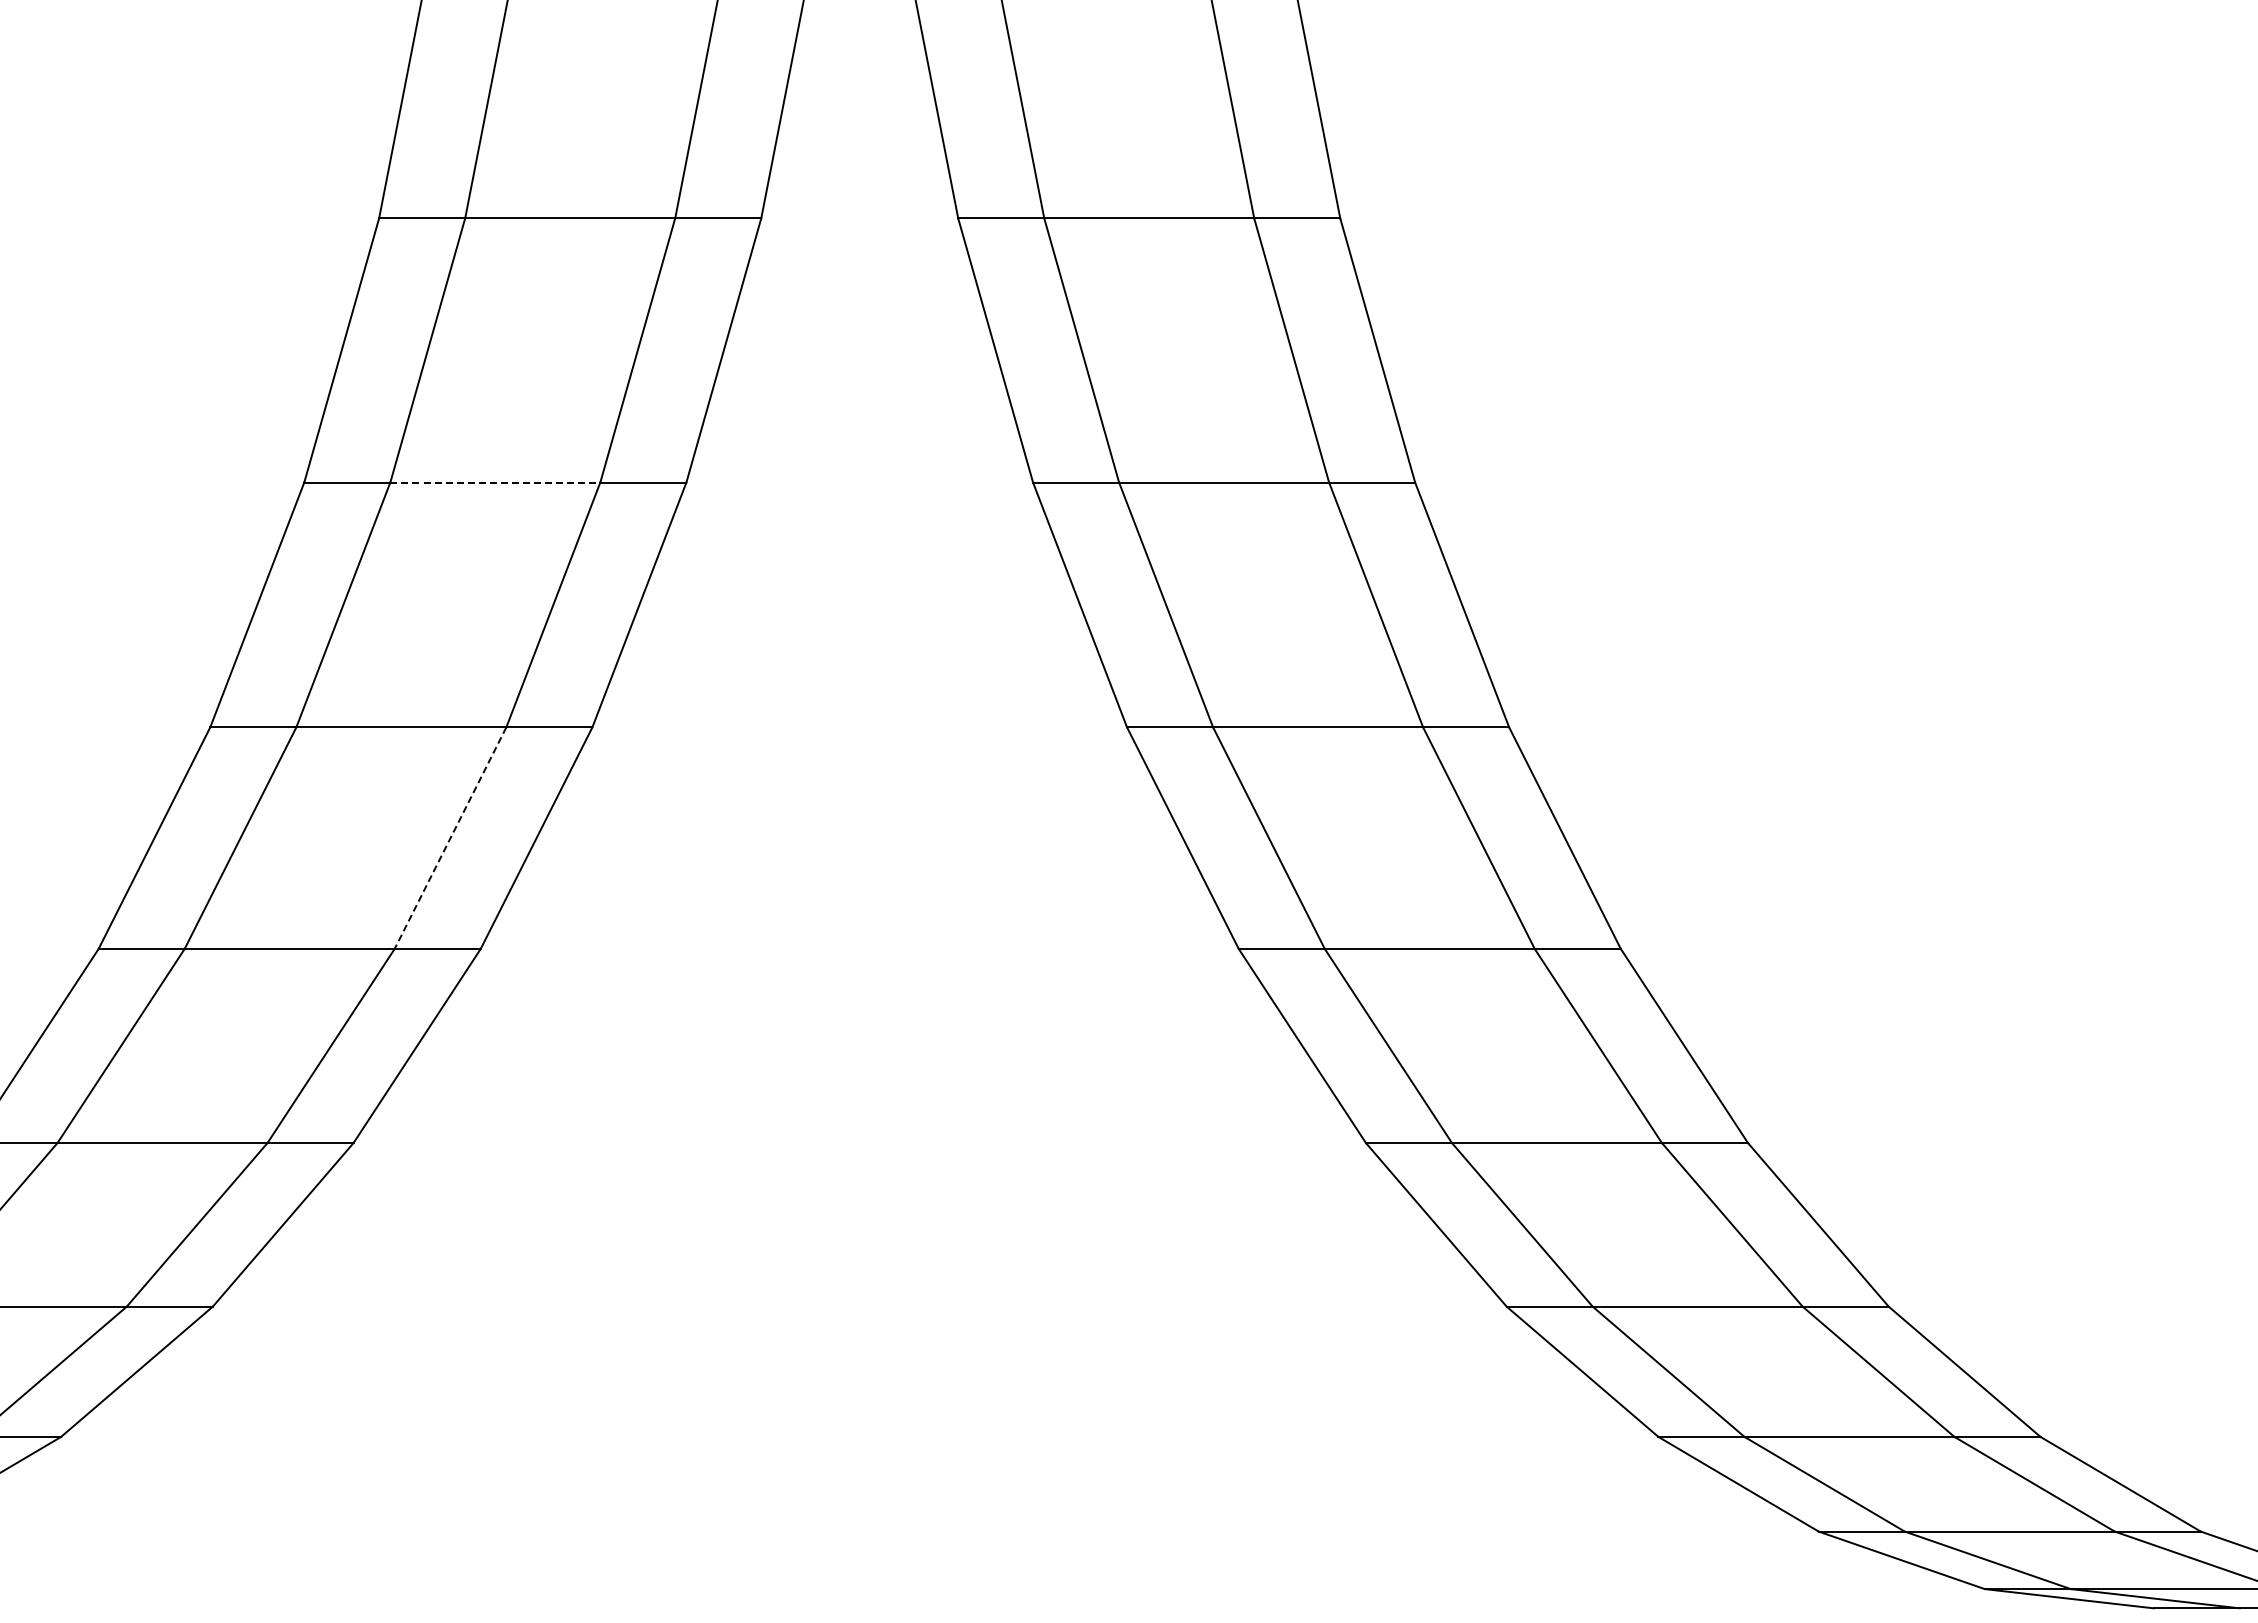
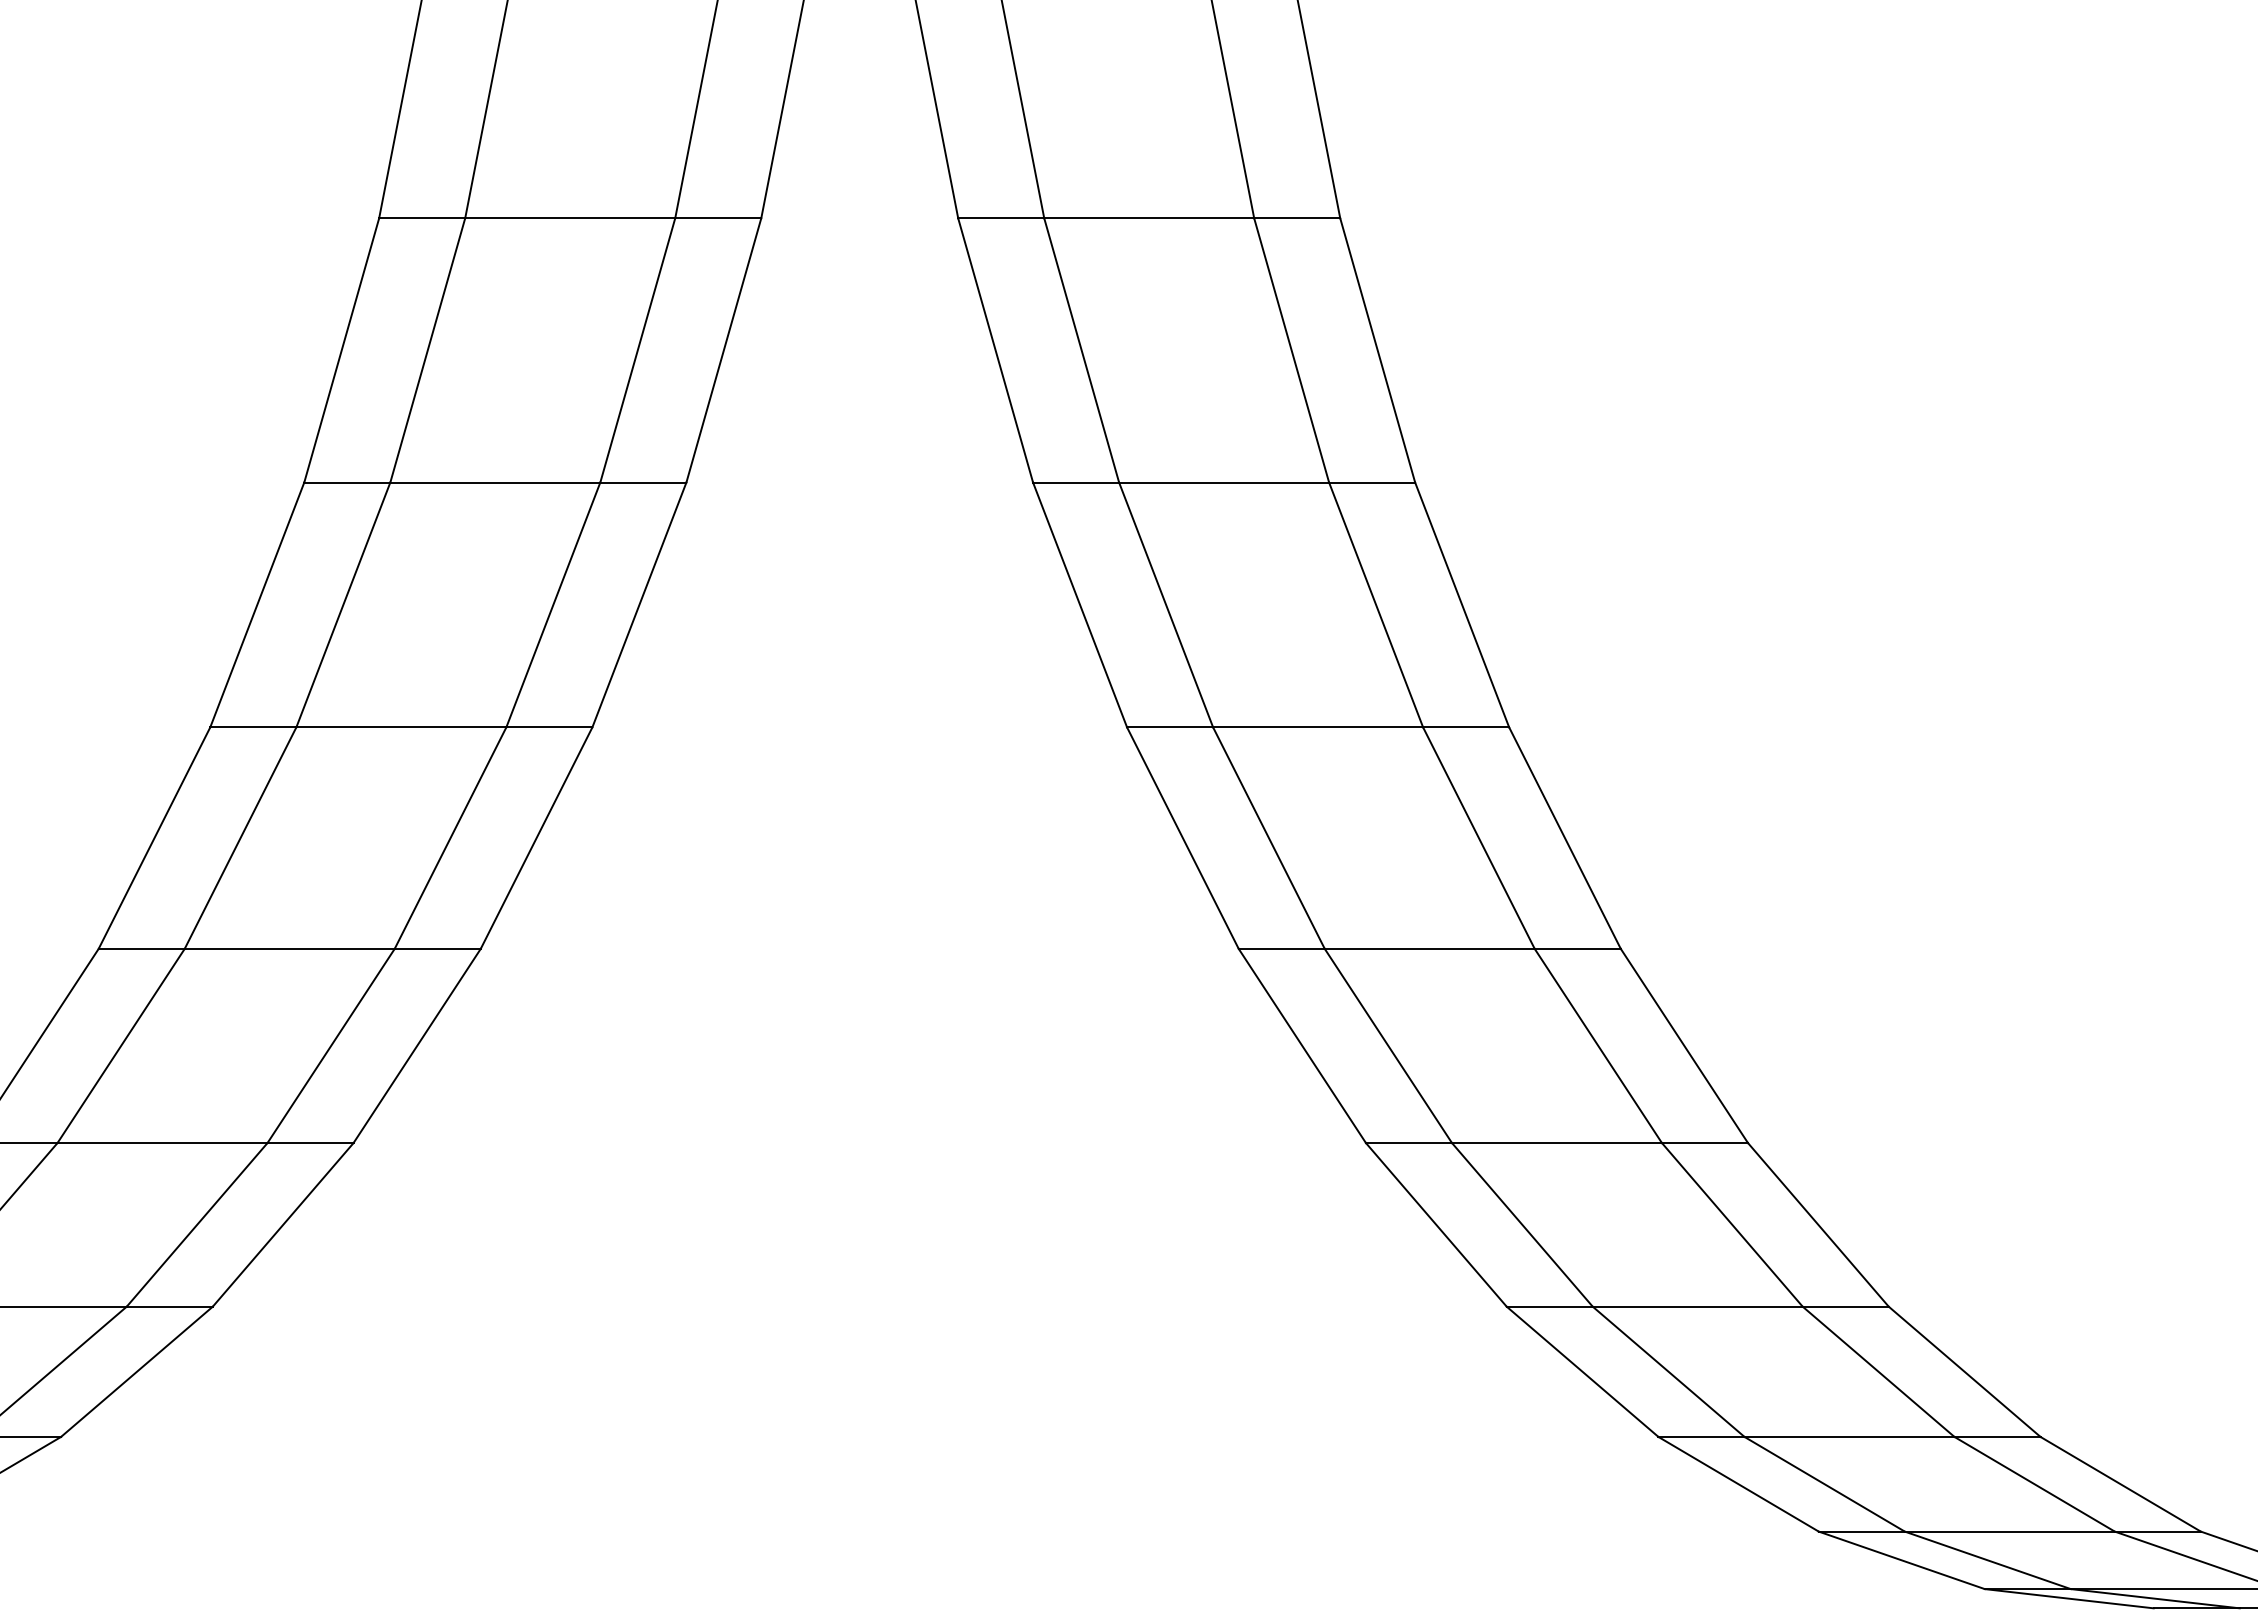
line: dashed -> solid (495, 482)
line: dashed -> solid (450, 838)
